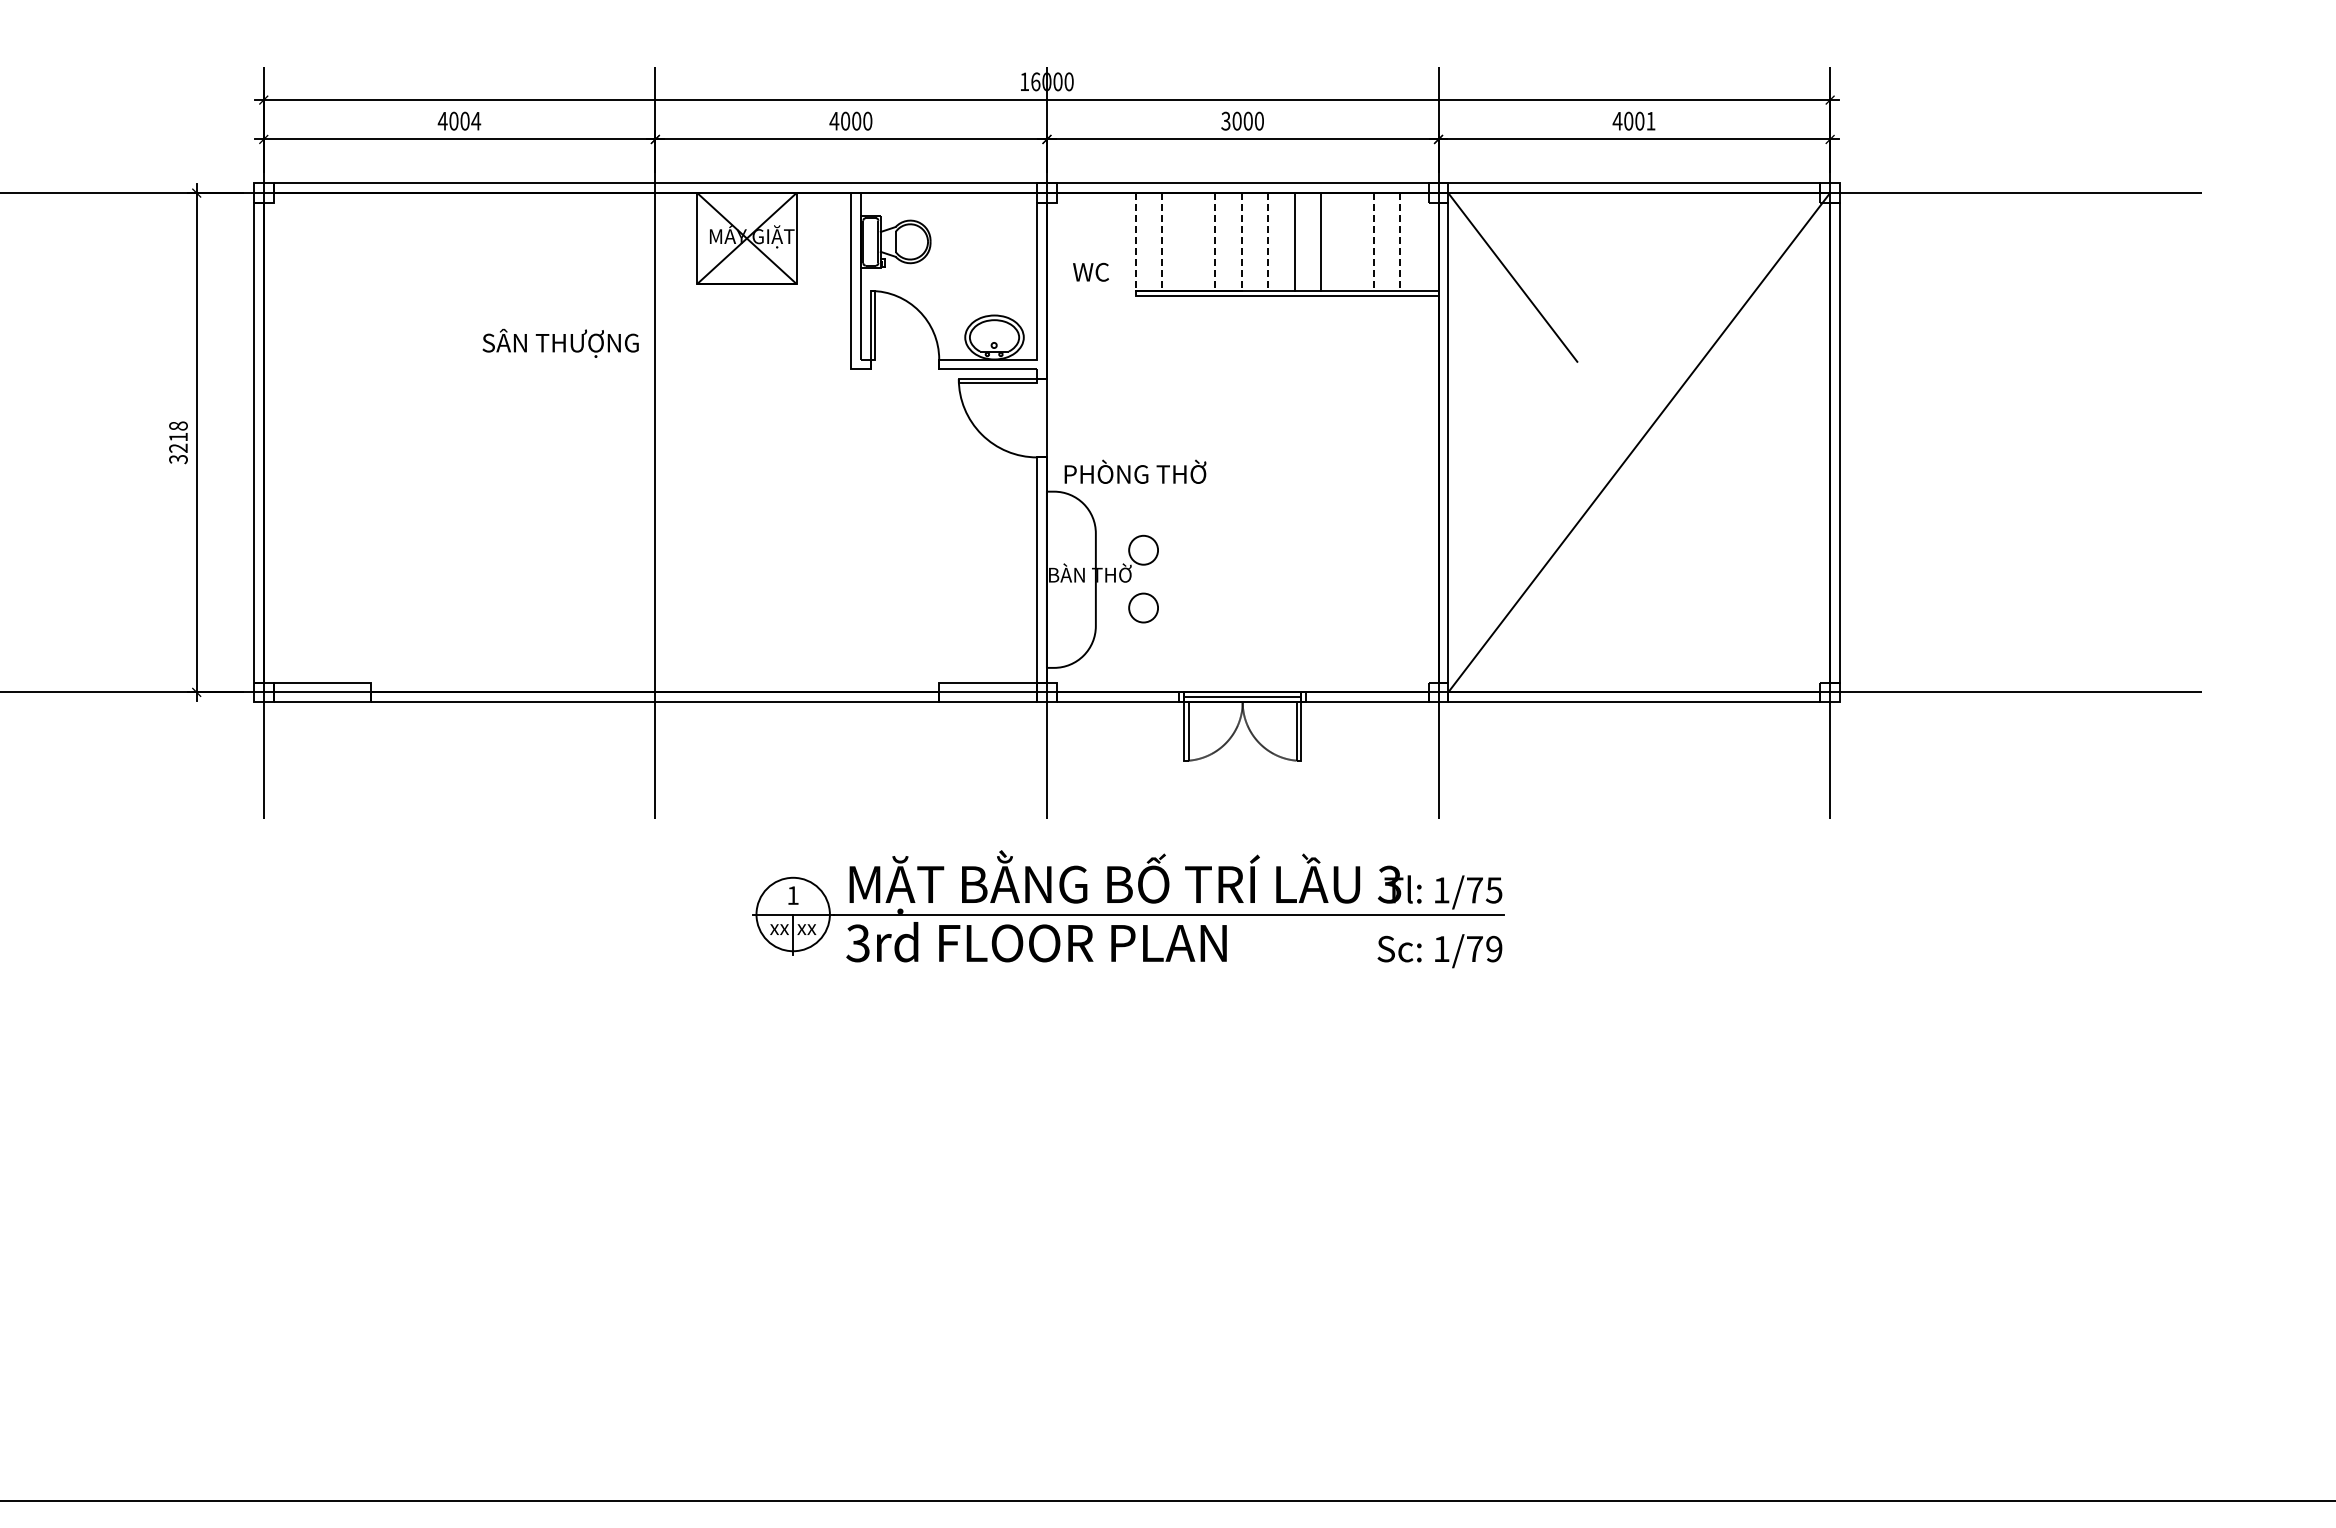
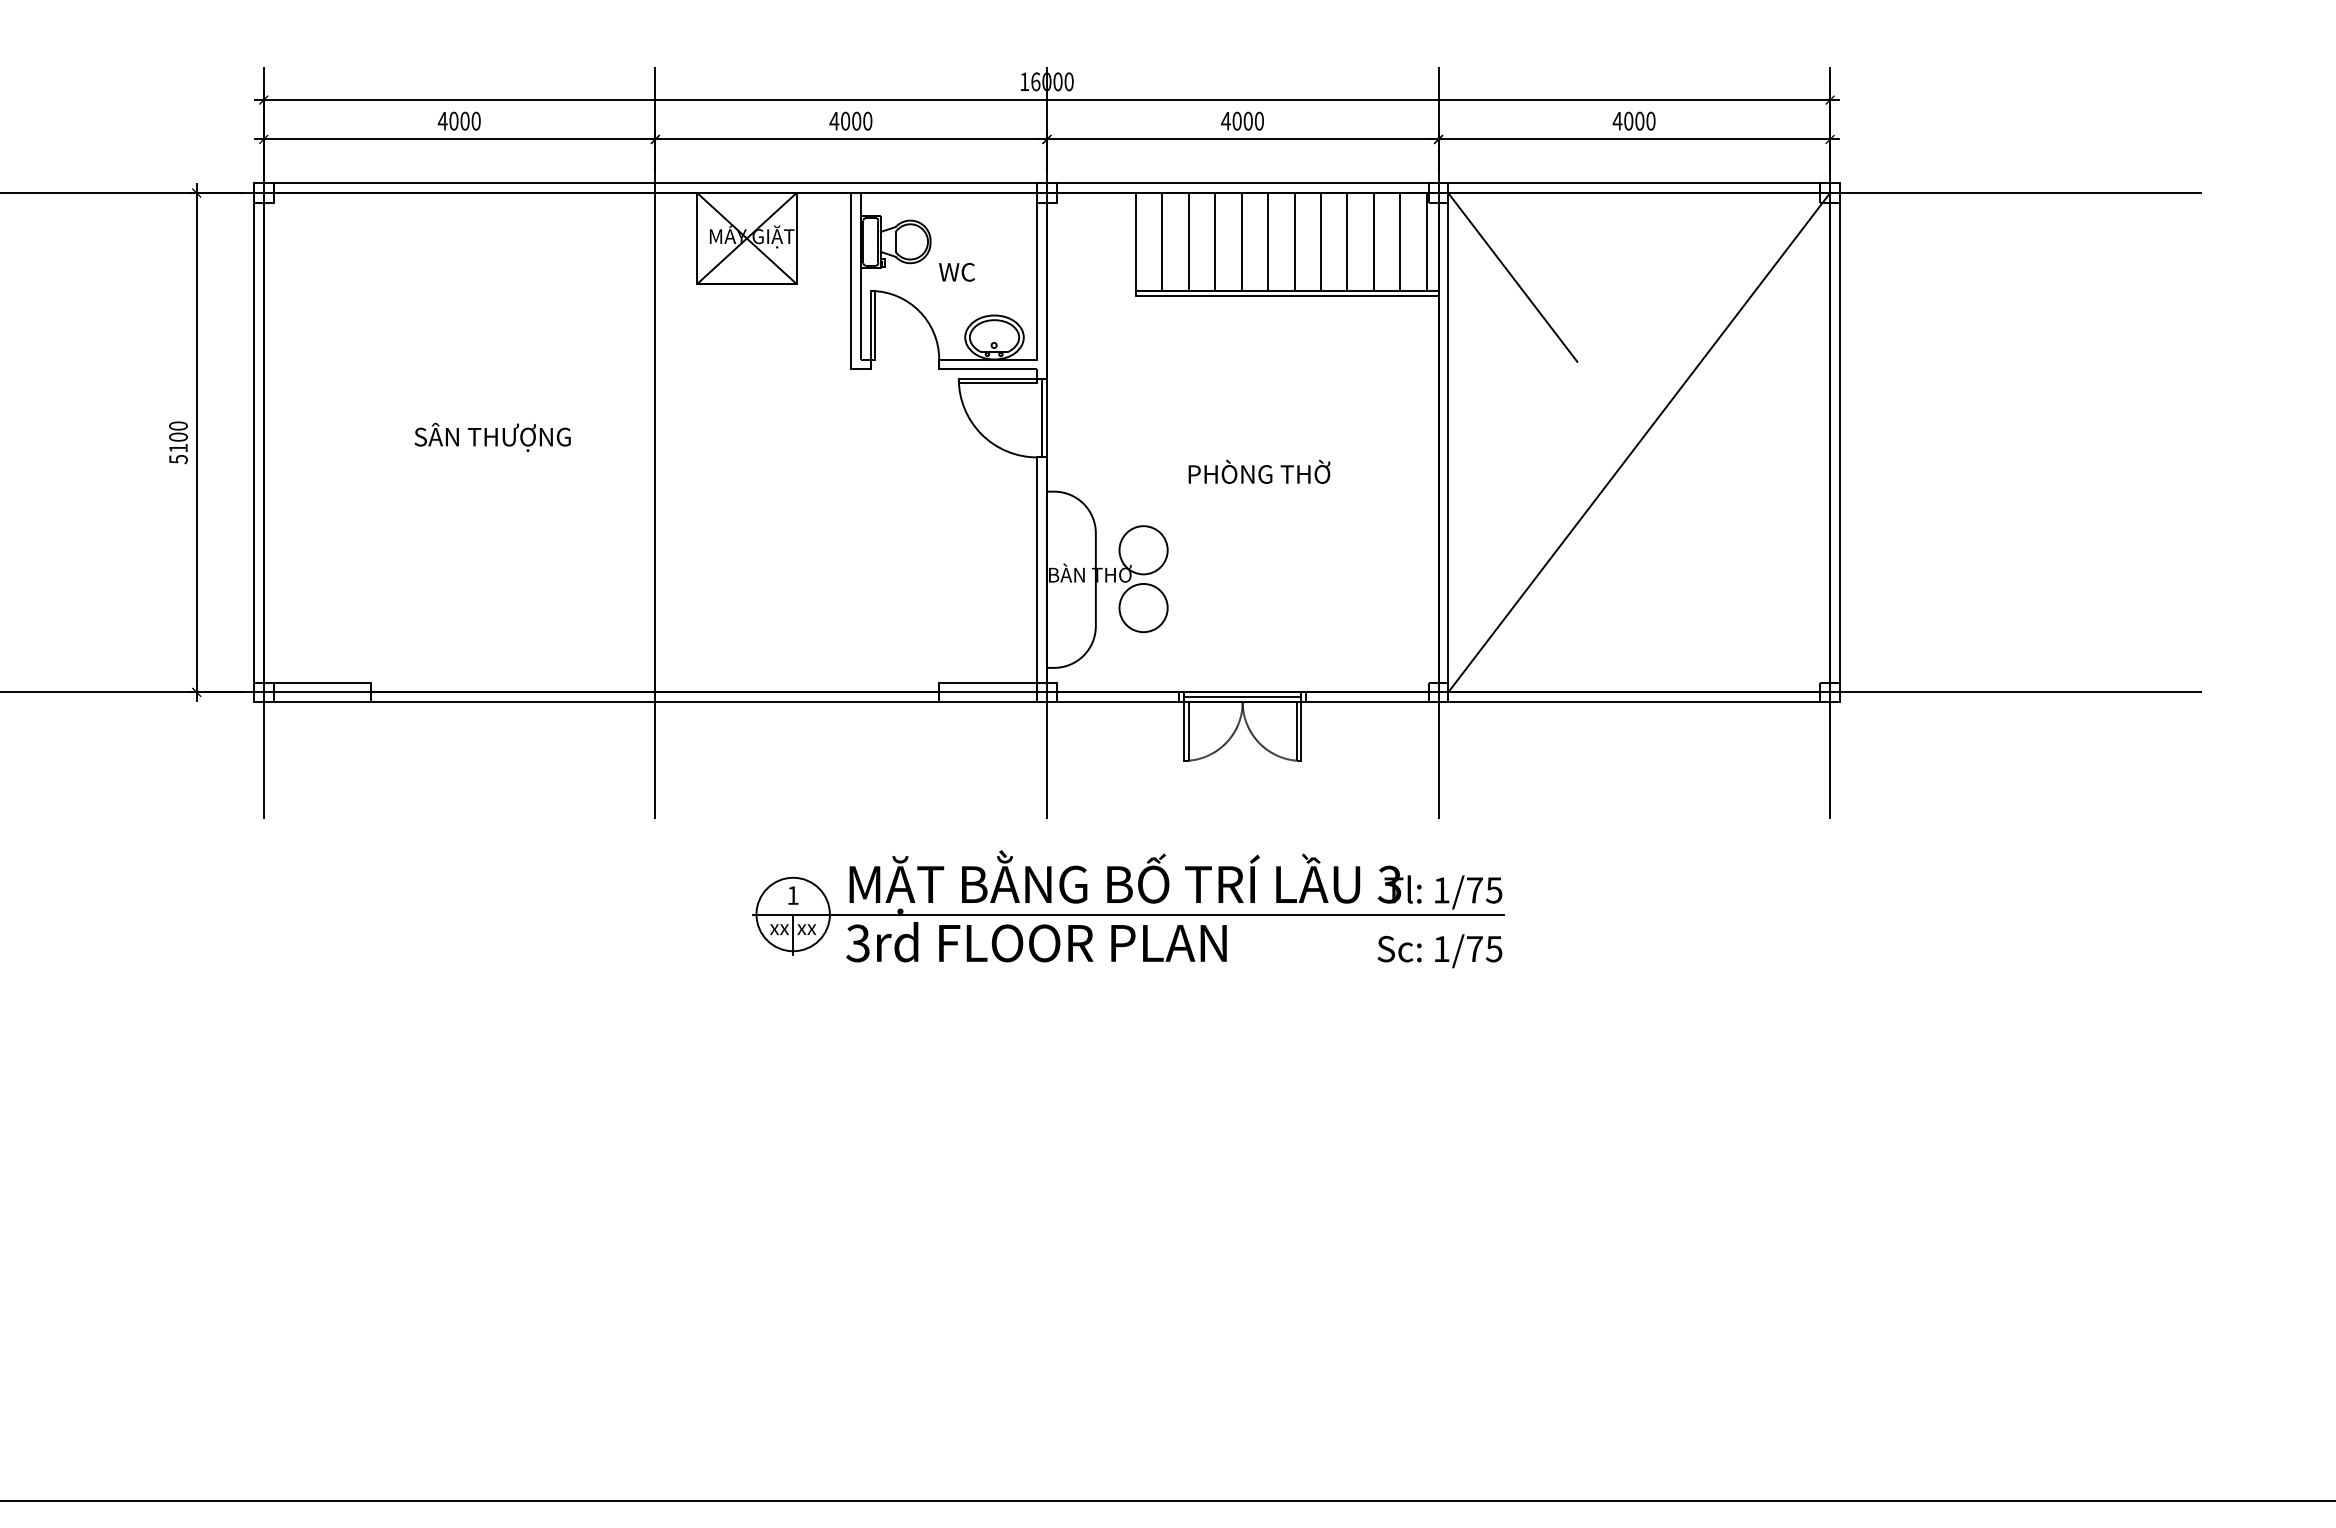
text: 4004 -> 4000 (476, 120)
text: 3000 -> 4000 (1225, 120)
text: 4001 -> 4000 (1650, 120)
line: none -> present (1188, 241)
line: none -> present (1347, 241)
line: none -> present (1426, 241)
line: dashed -> solid (1136, 242)
line: dashed -> solid (1162, 242)
line: dashed -> solid (1215, 242)
line: dashed -> solid (1241, 242)
line: dashed -> solid (1268, 242)
line: dashed -> solid (1373, 242)
line: dashed -> solid (1400, 242)
text position: (1090, 271) -> (956, 271) (956, 271)
text position: (560, 342) -> (492, 436) (492, 436)
line: none -> present (1042, 418)
text: 3218 -> 5100 (178, 442)
text position: (1135, 471) -> (1259, 471) (1259, 471)
circle diameter: 29 px -> 48 px (1143, 550)
circle diameter: 29 px -> 48 px (1143, 607)
text: 1/79 -> 1/75 (1494, 948)
